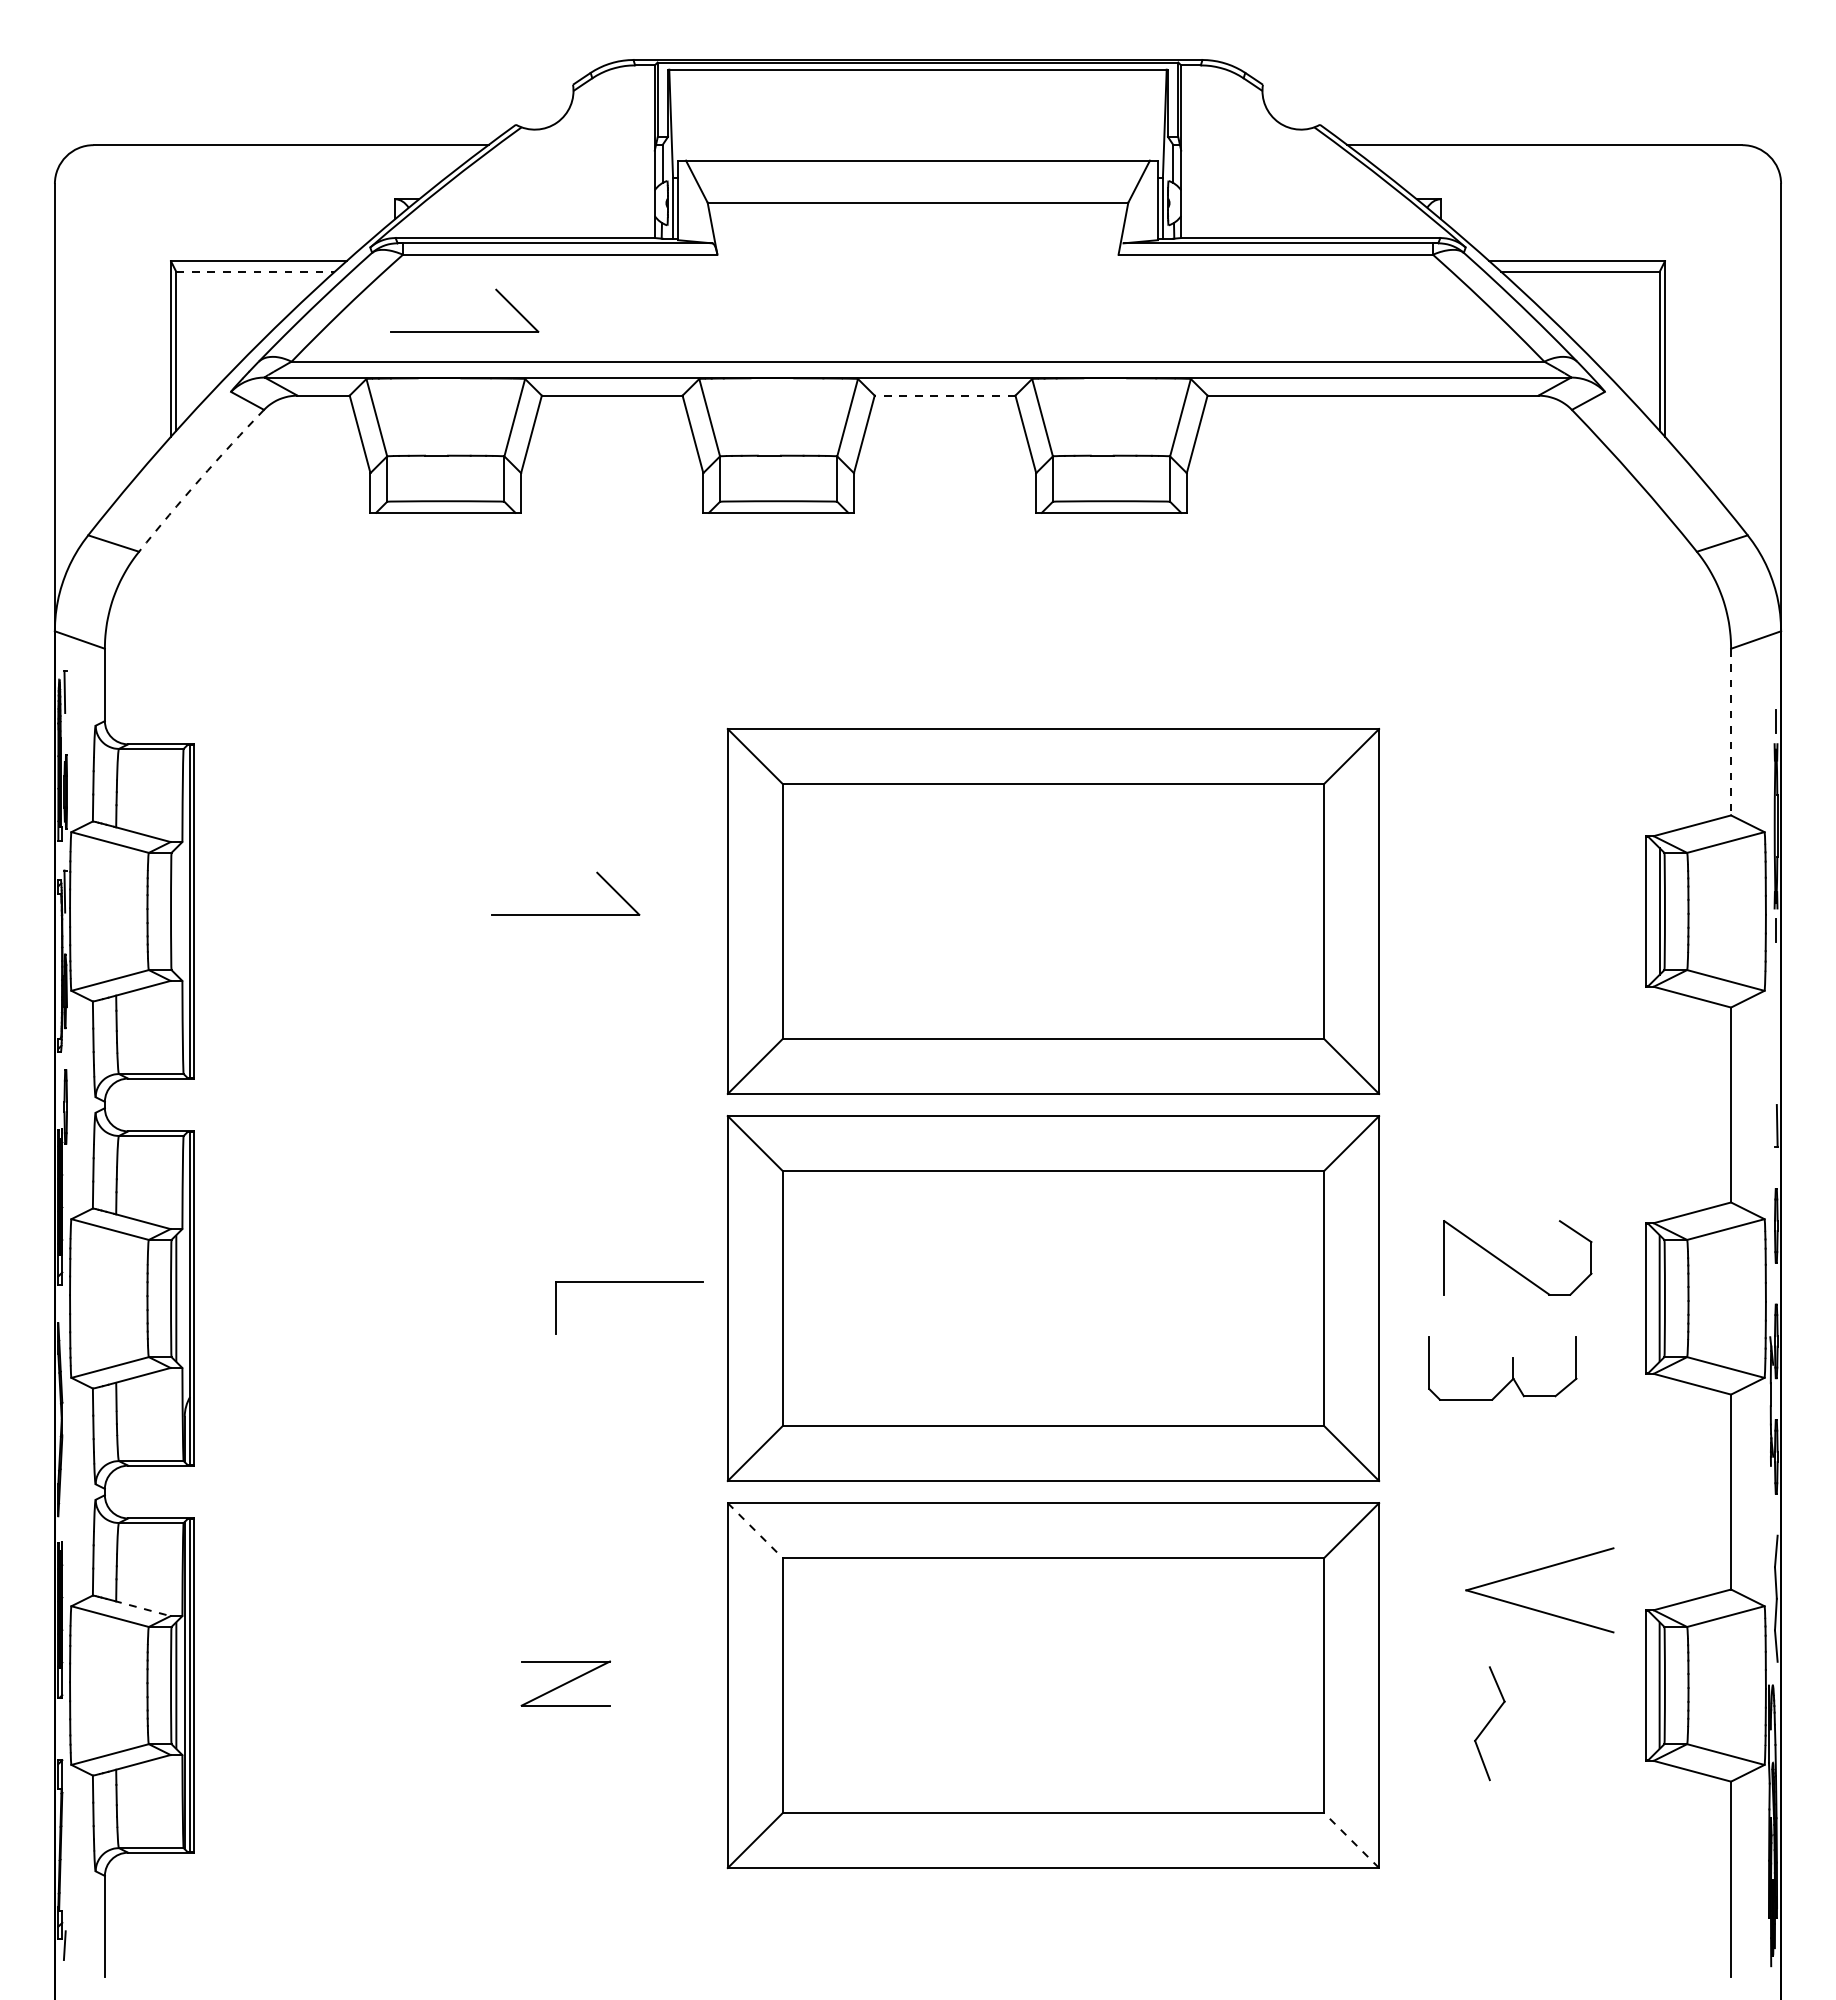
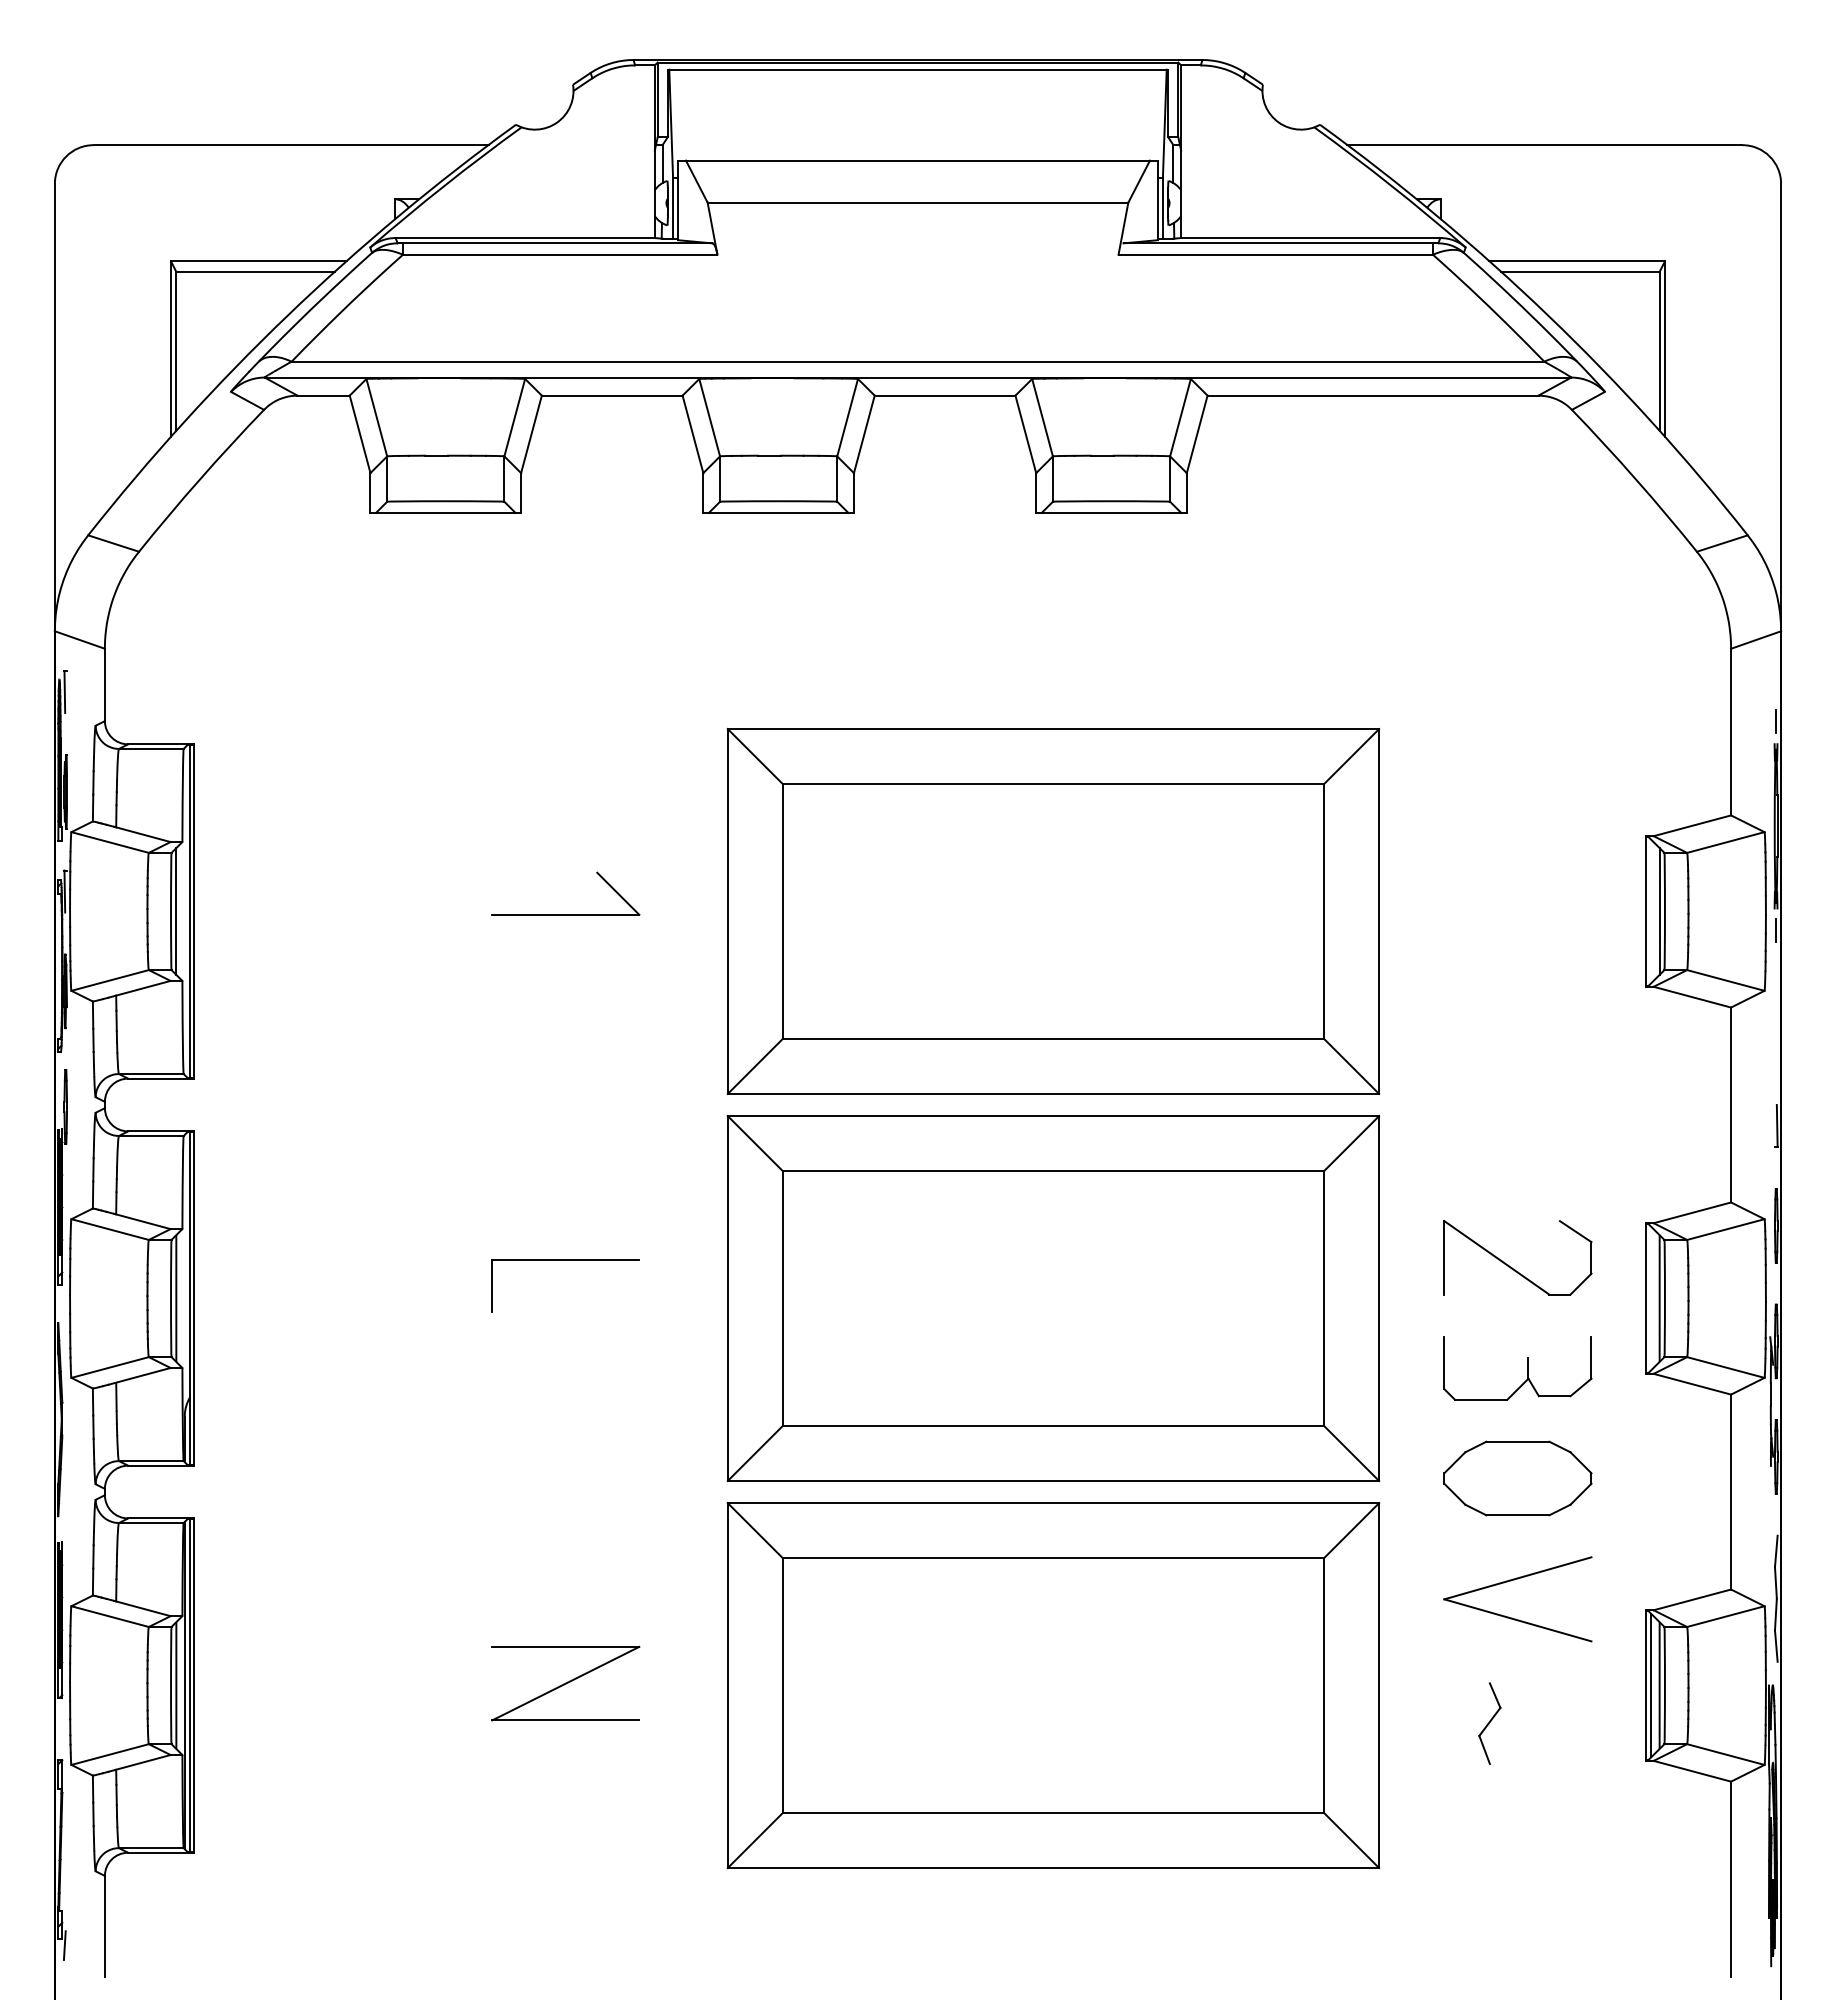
line: dashed -> solid (256, 271)
part: present -> none (464, 331)
line: dashed -> solid (944, 395)
arc: dashed -> solid (199, 479)
line: dashed -> solid (1731, 732)
line: none -> present (176, 911)
part position: (629, 1282) -> (565, 1260) (565, 1260)
part position: (1512, 1368) -> (1527, 1368) (1527, 1368)
part: none -> present (1517, 1478)
line: dashed -> solid (755, 1530)
line: dashed -> solid (142, 1608)
part position: (1534, 1608) -> (1512, 1617) (1512, 1617)
part size: 91x47 px -> 150x77 px (565, 1683)
line: none -> present (1651, 1685)
part size: 32x116 px -> 24x83 px (1489, 1723)
line: dashed -> solid (1351, 1840)
